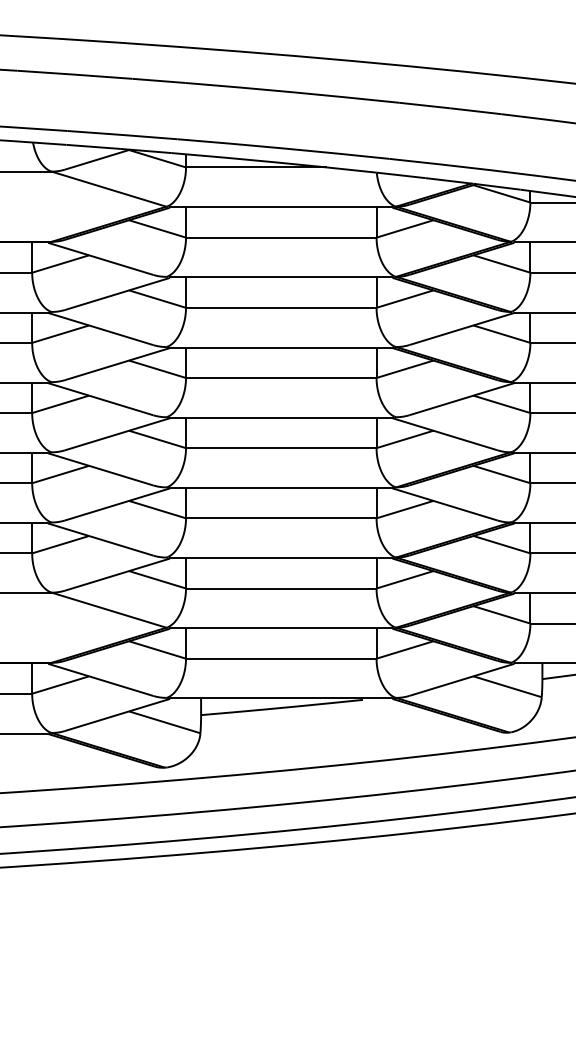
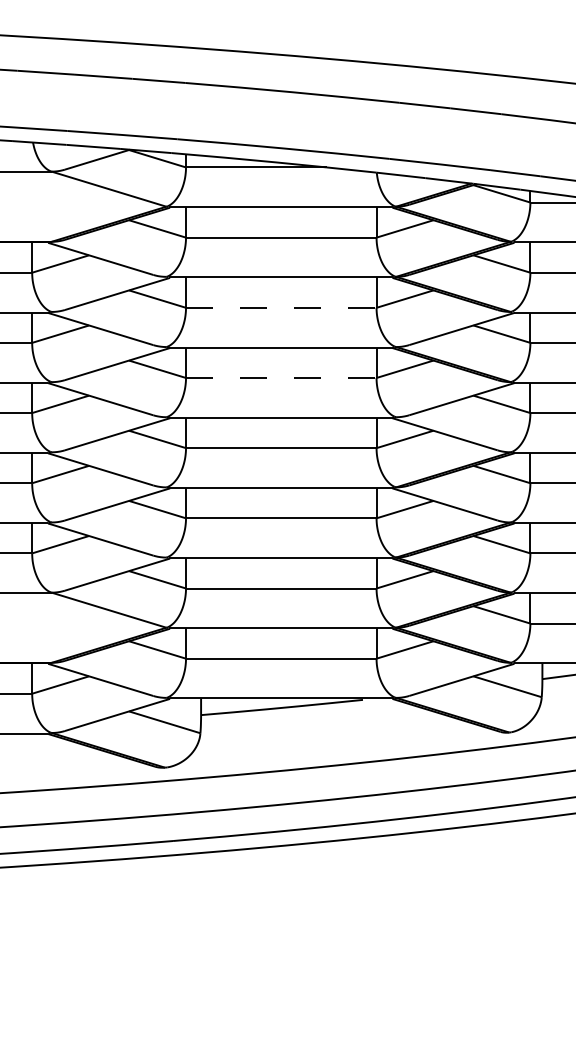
line: solid -> dashed (281, 307)
line: solid -> dashed (281, 377)
